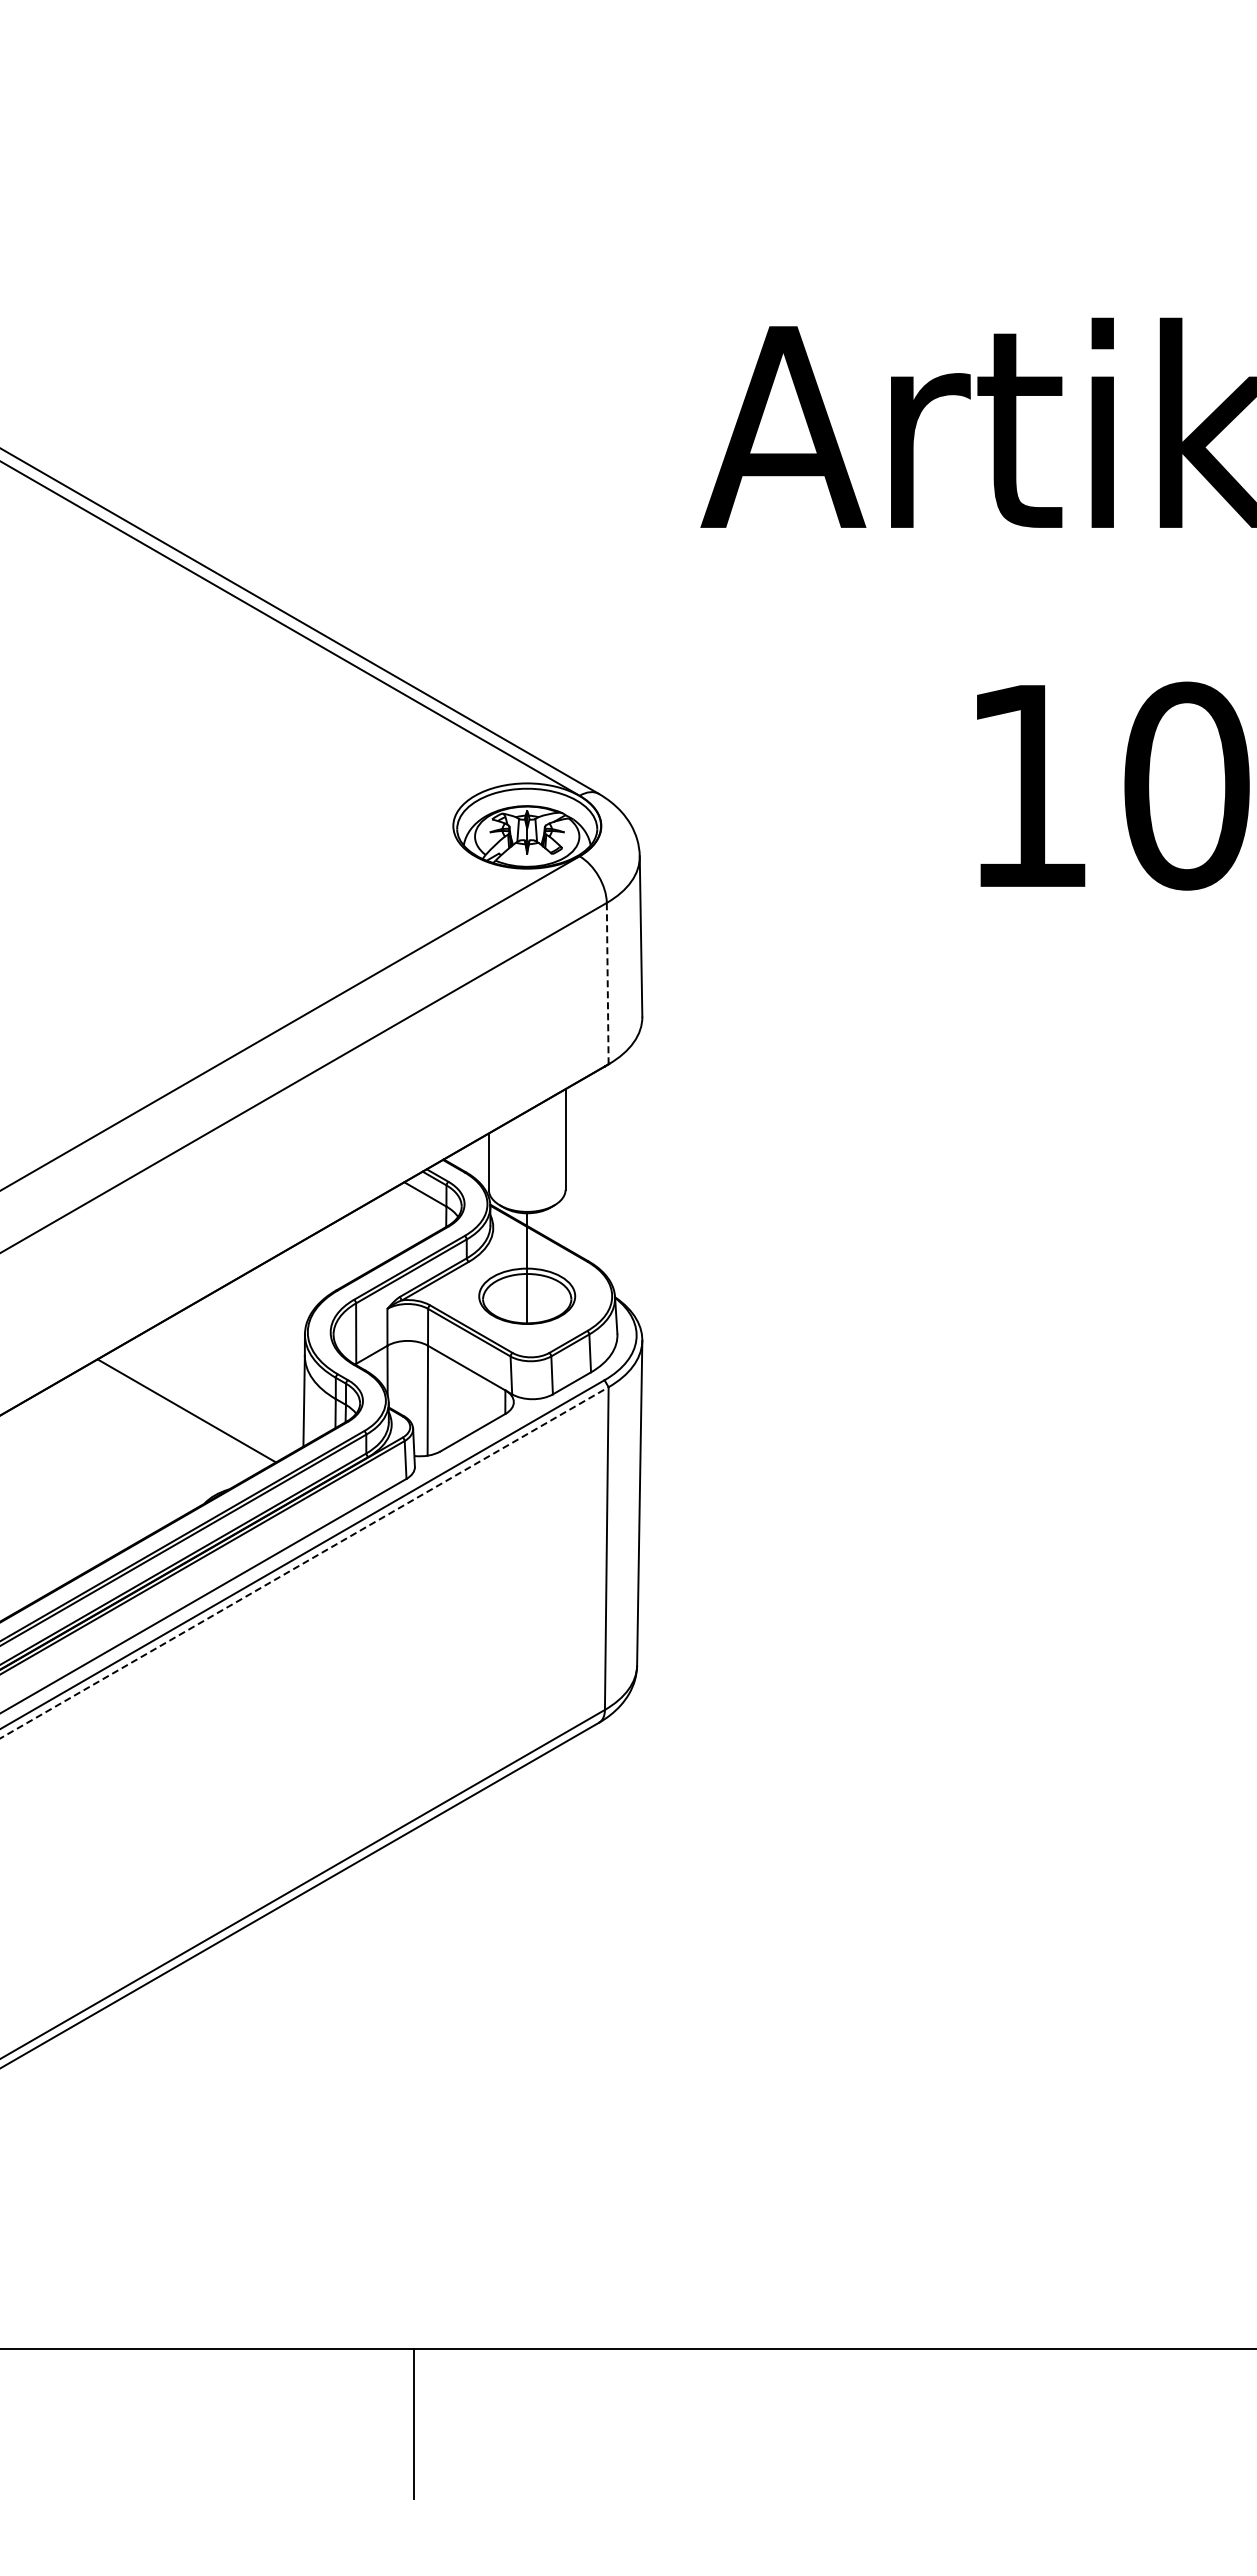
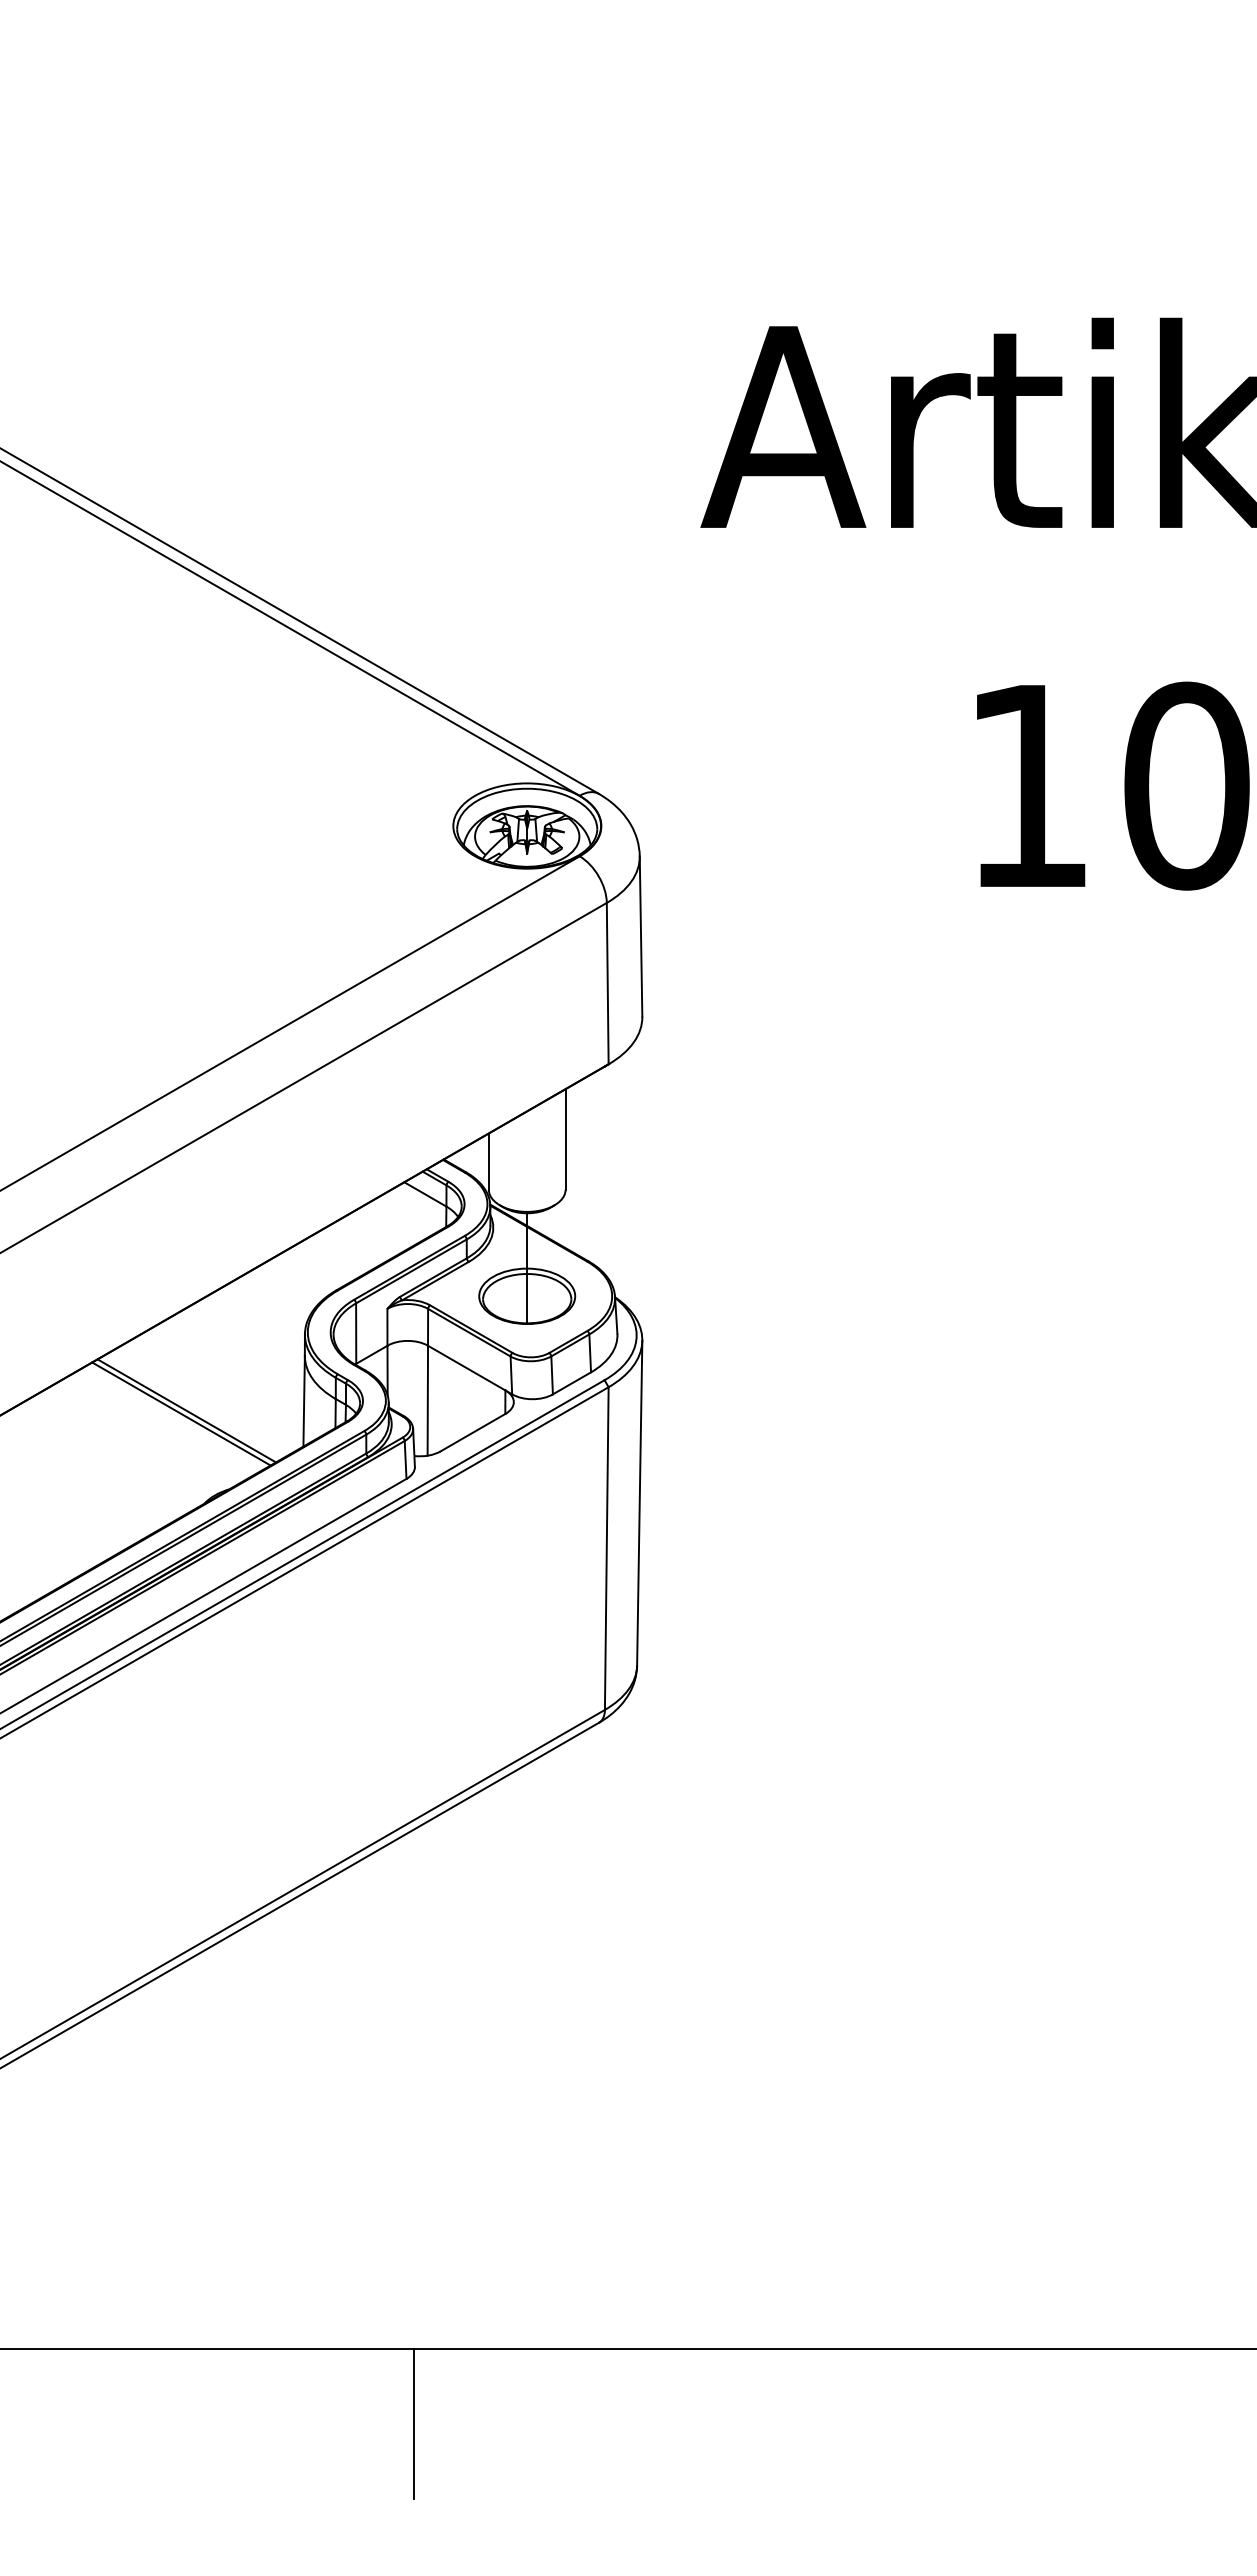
line: dashed -> solid (607, 983)
line: none -> present (181, 1413)
line: dashed -> solid (304, 1562)
